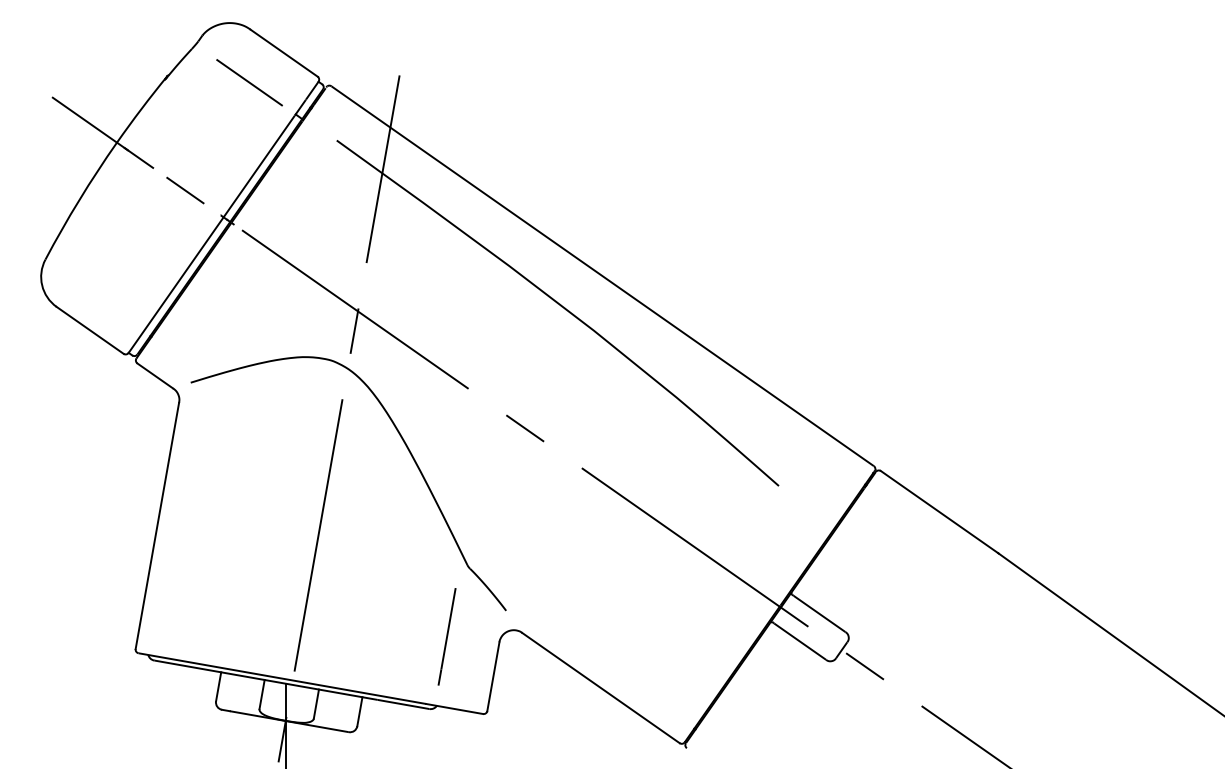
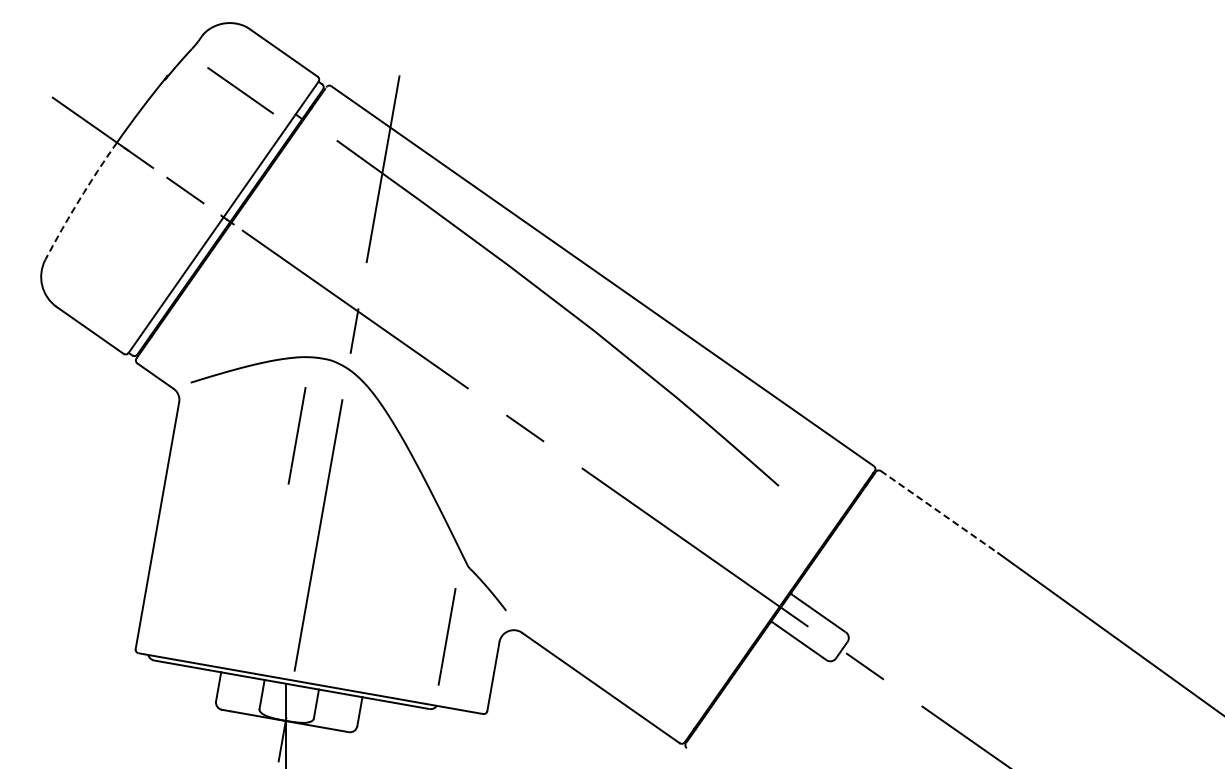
line position: (249, 82) -> (240, 90) (240, 90)
arc: solid -> dashed (79, 200)
line: none -> present (296, 435)
line: solid -> dashed (940, 512)
